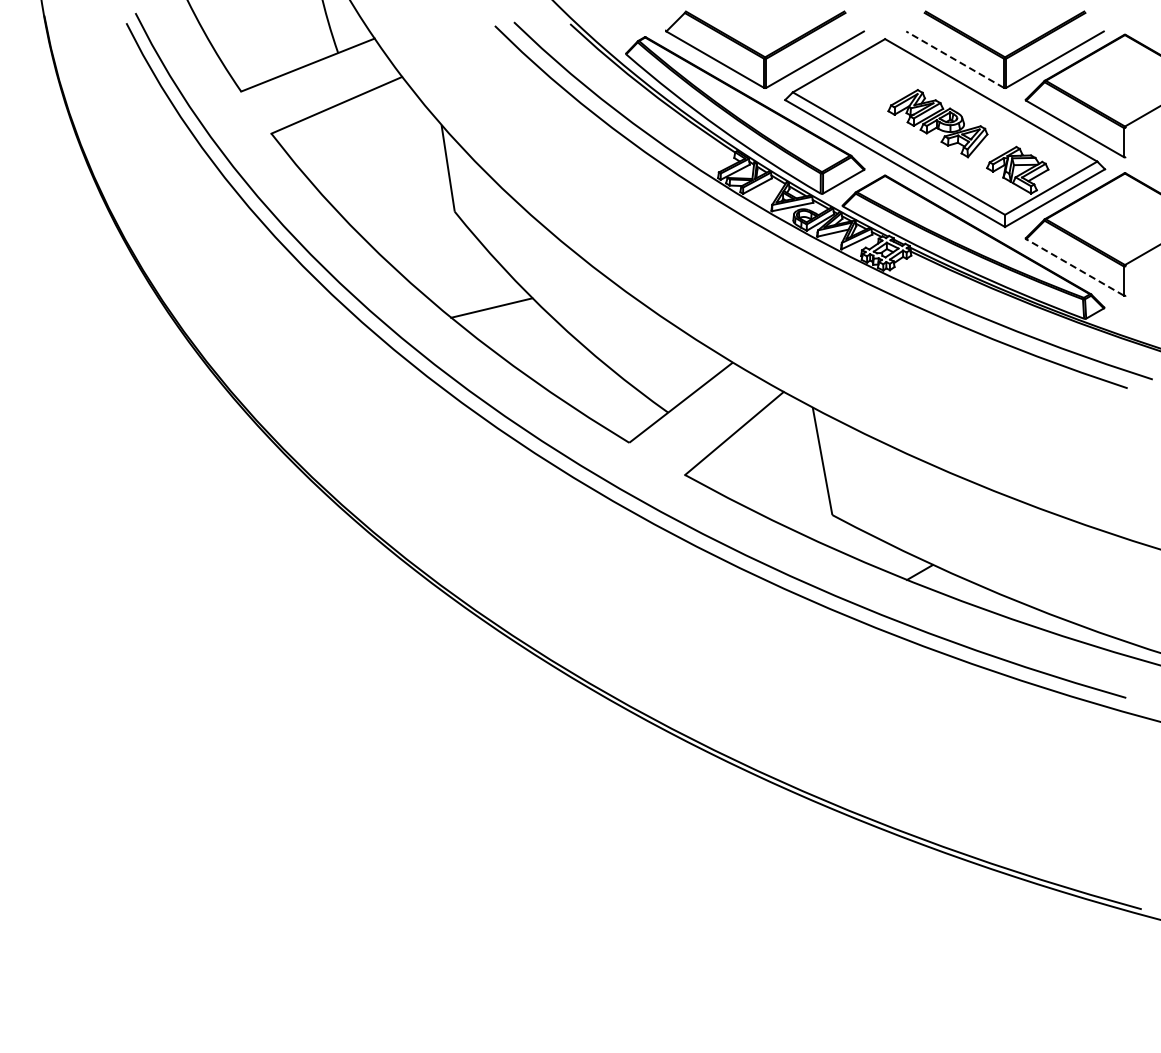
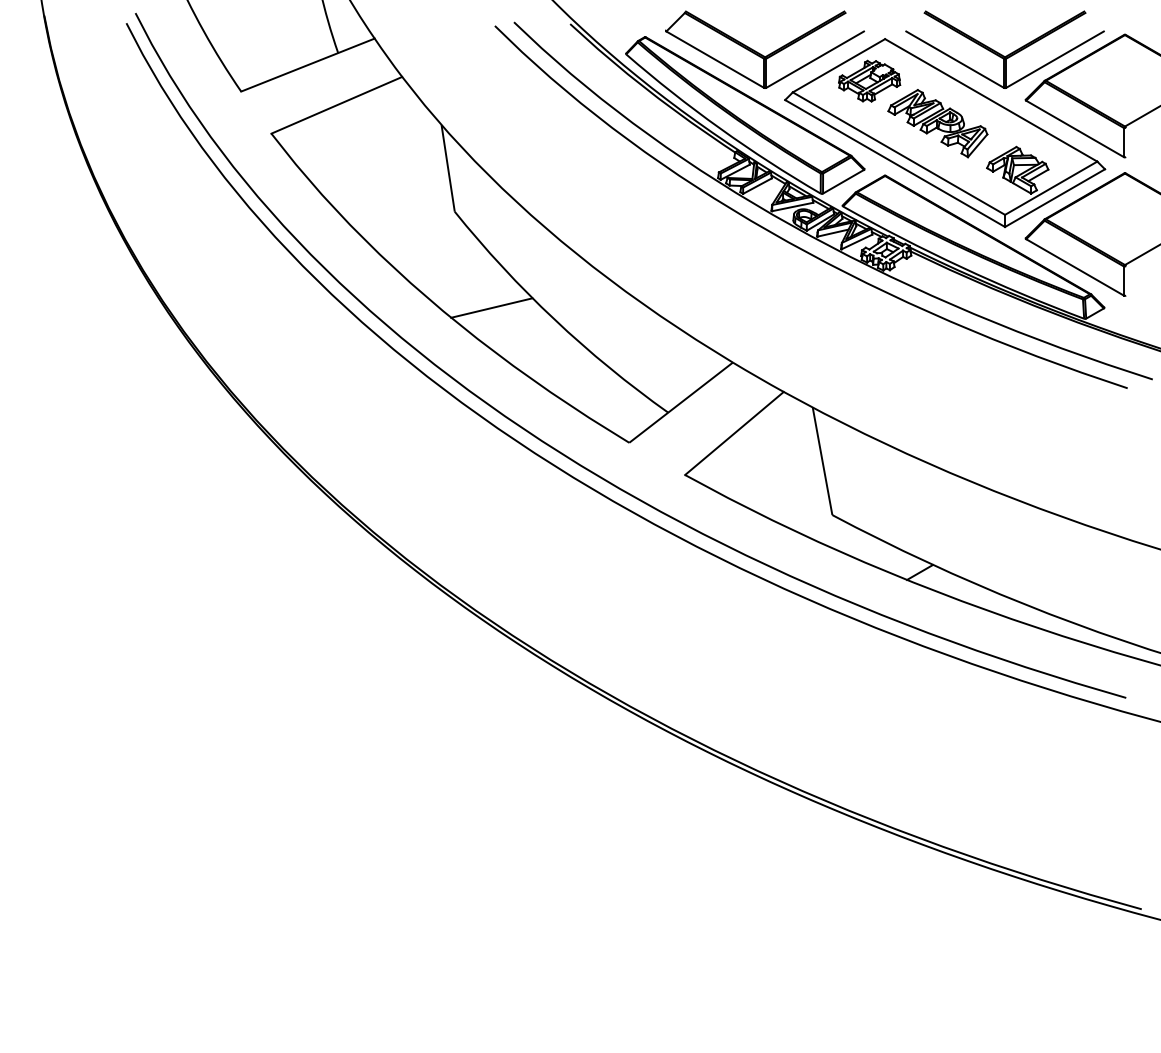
line: dashed -> solid (954, 59)
part: none -> present (869, 80)
line: dashed -> solid (1074, 267)
